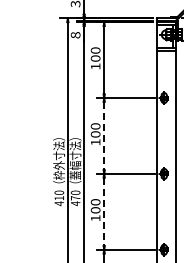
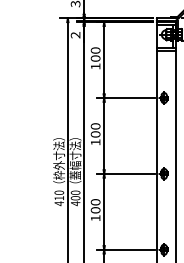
text: 8 -> 2 (75, 35)
line: dashed -> solid (104, 136)
text: 470 -> 400 (75, 198)
line: dashed -> solid (104, 212)
